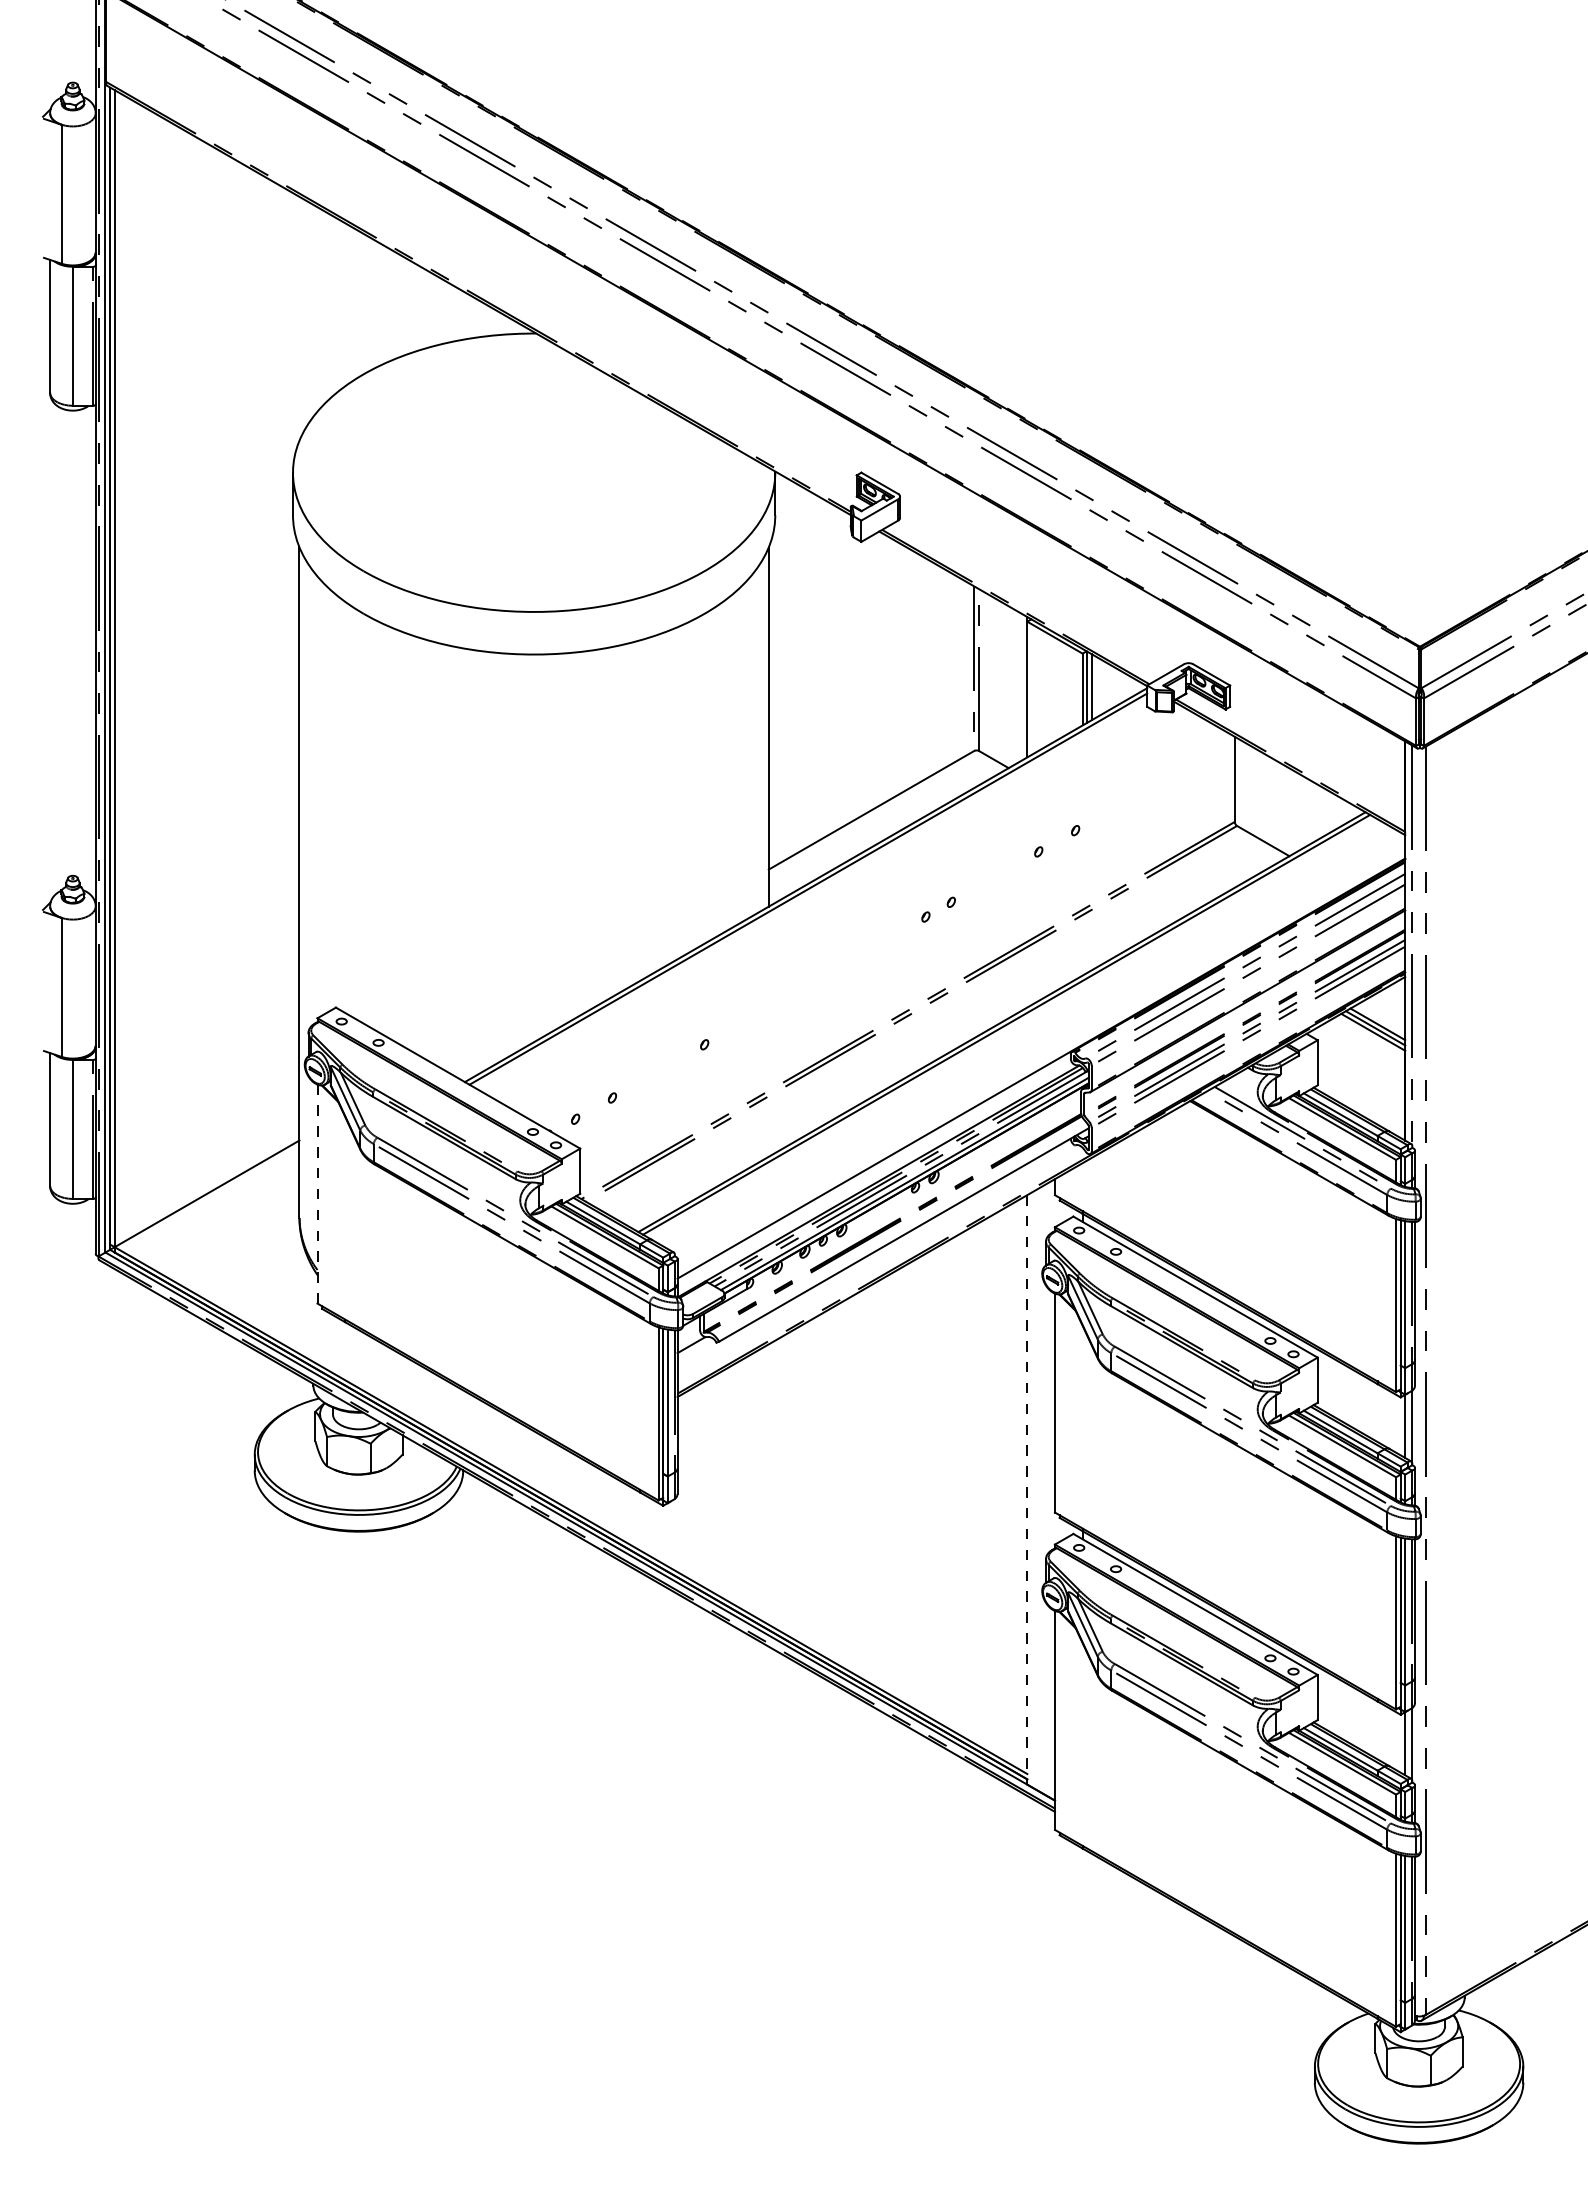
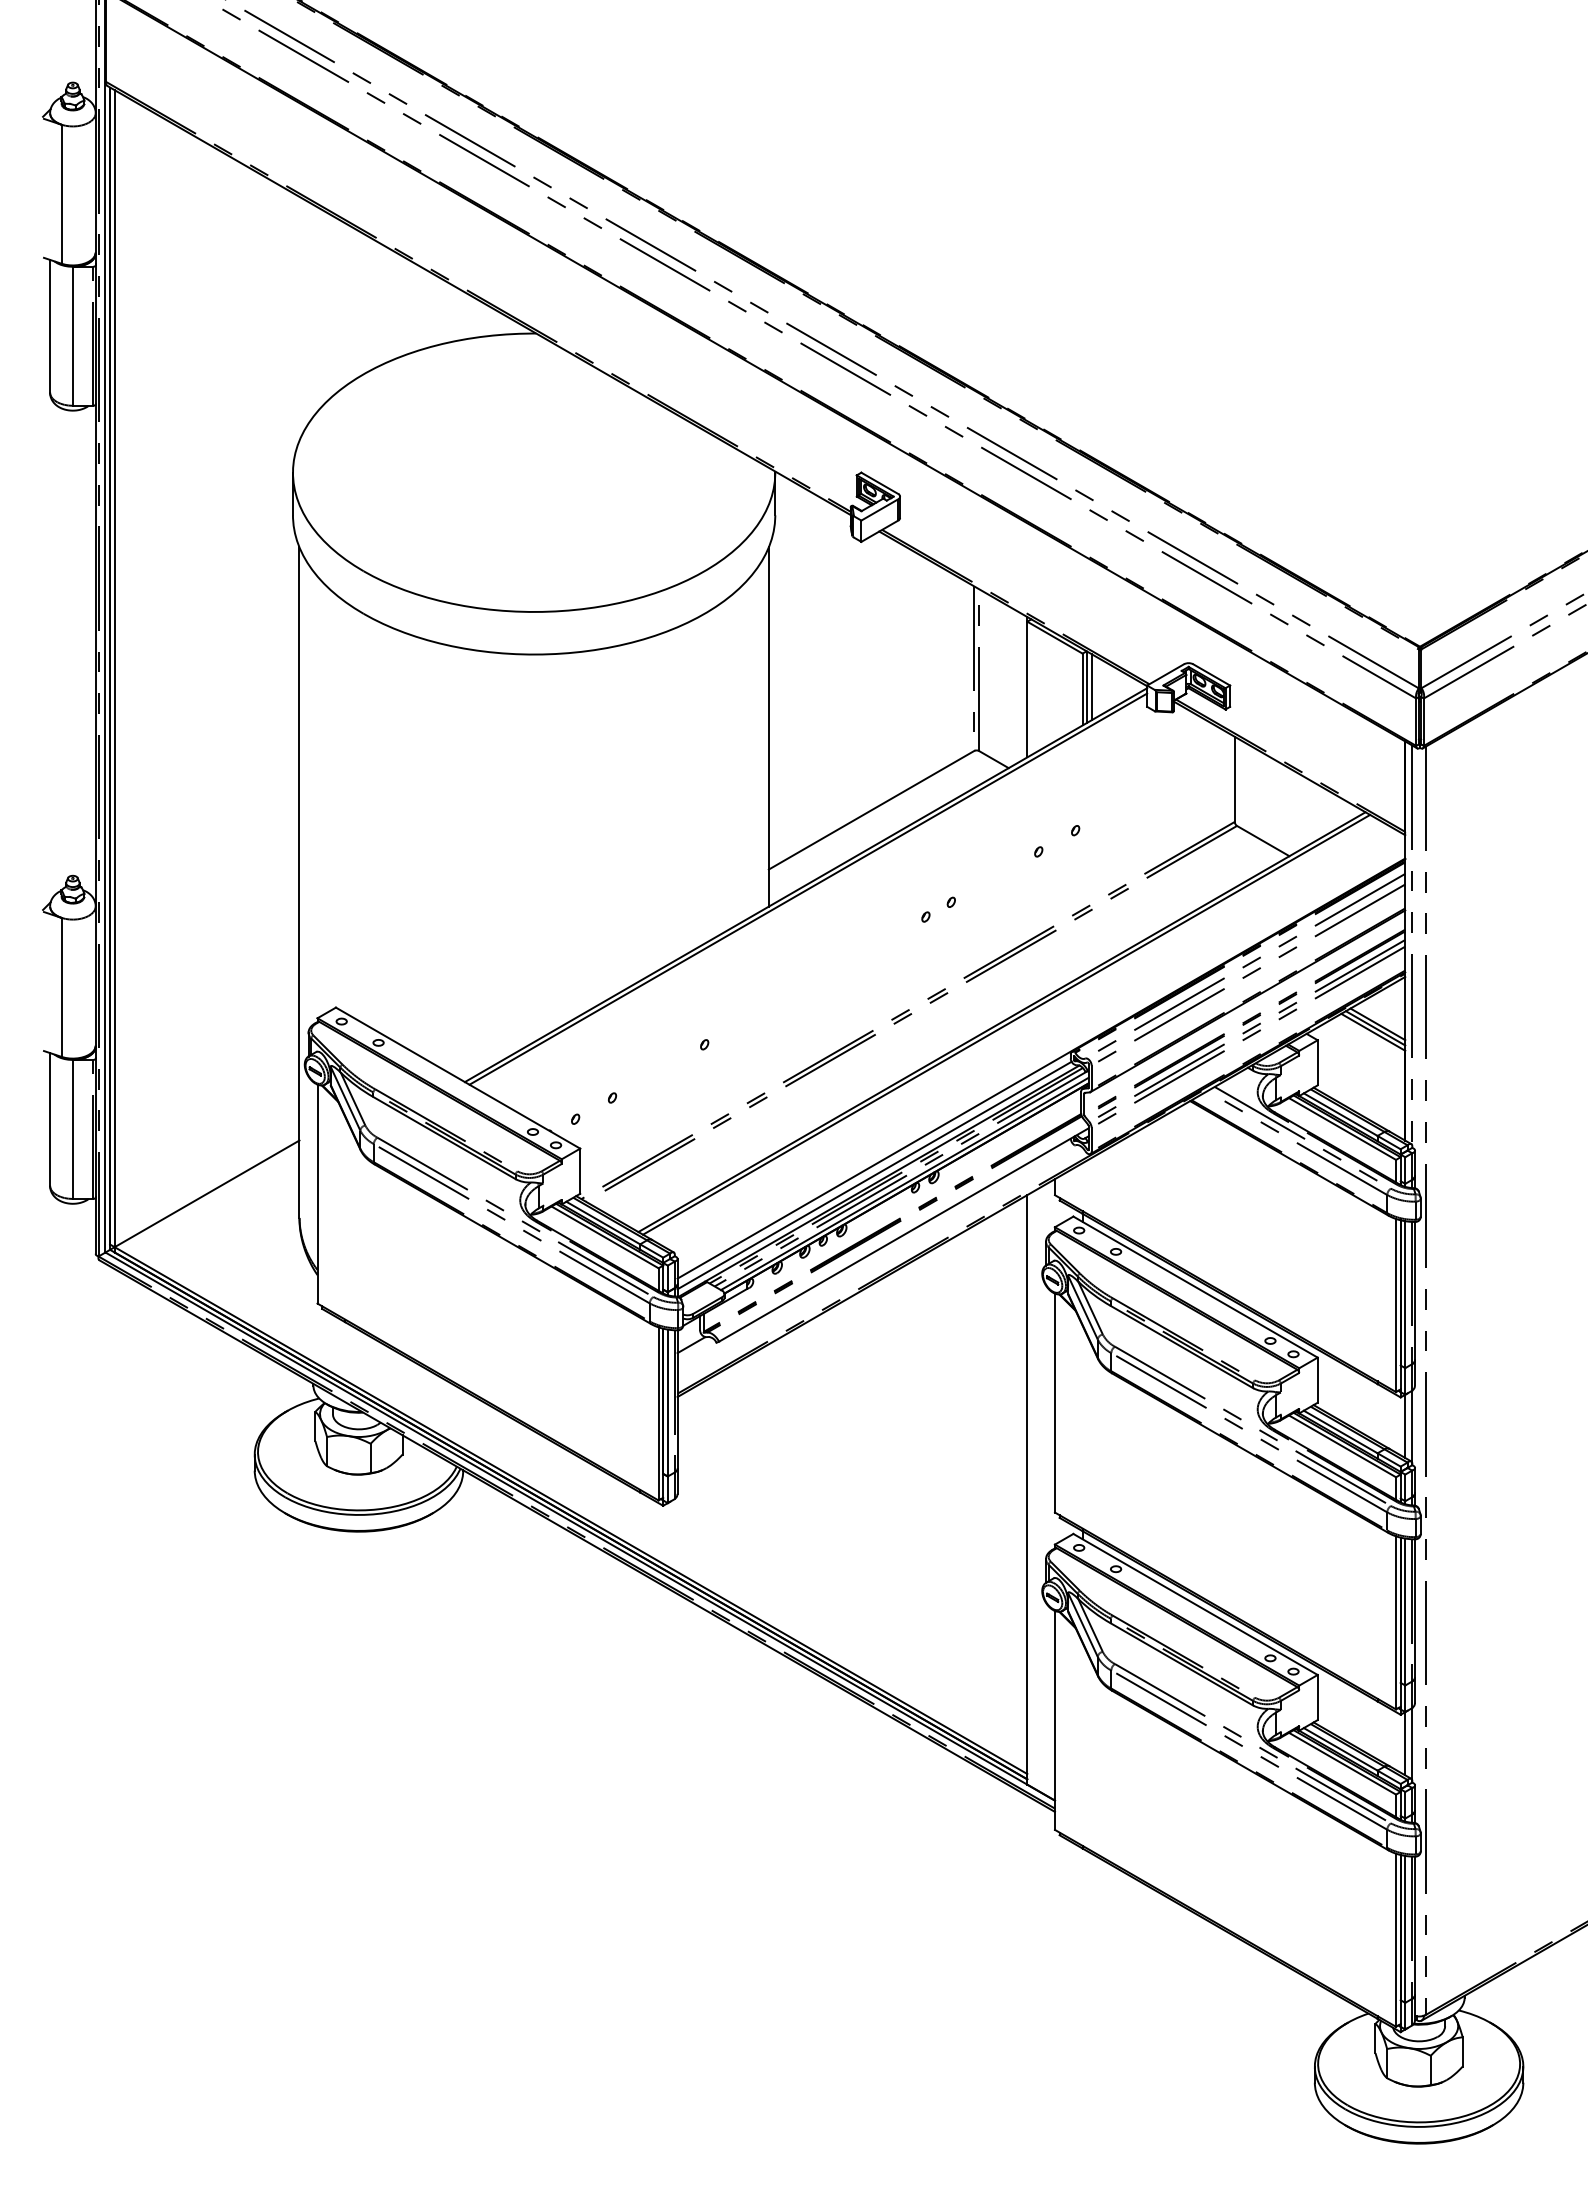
line: none -> present (874, 1175)
line: dashed -> solid (317, 1193)
line: dashed -> solid (1027, 1489)
